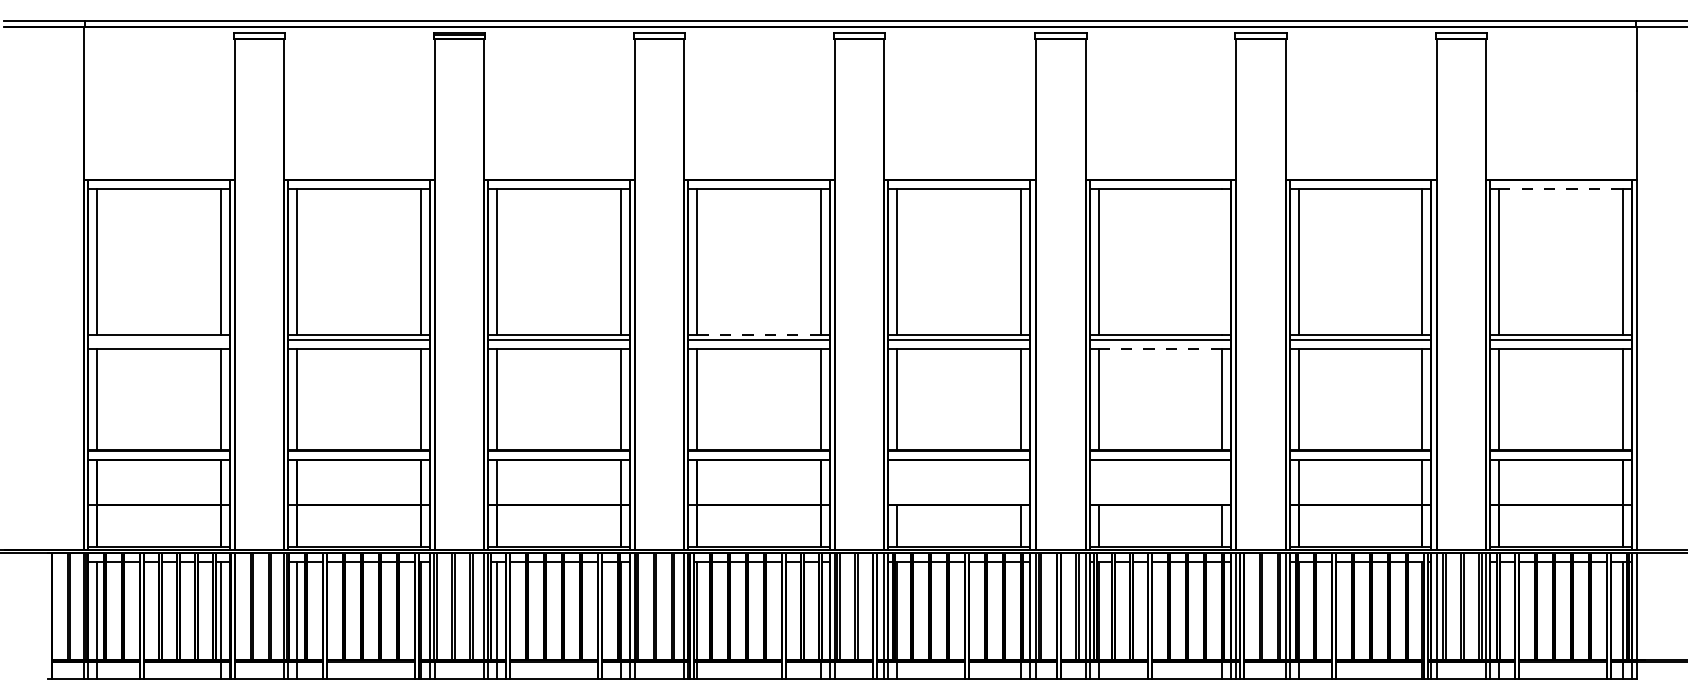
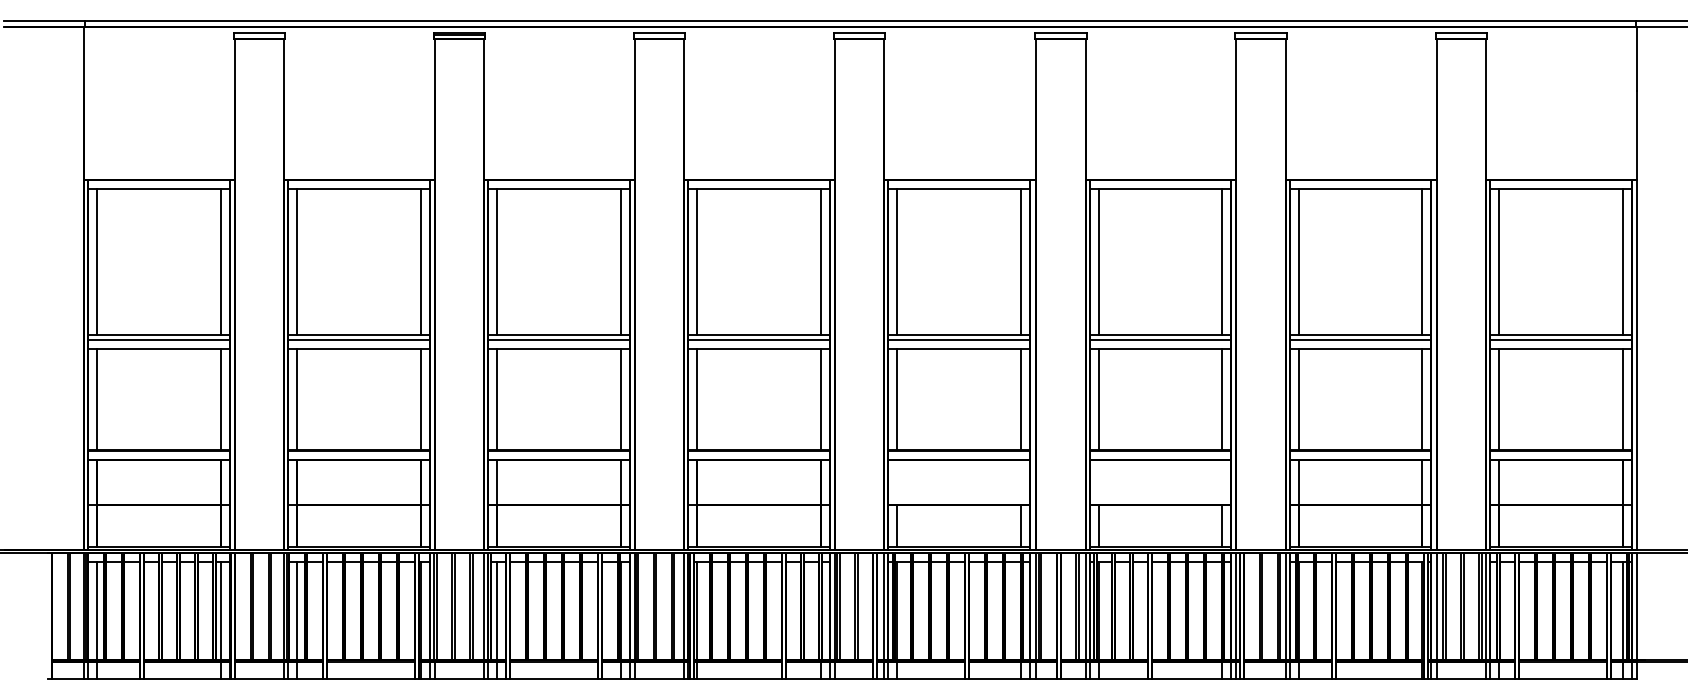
line: dashed -> solid (1561, 189)
line: none -> present (1222, 261)
line: dashed -> solid (758, 334)
line: none -> present (158, 340)
line: dashed -> solid (1160, 349)
